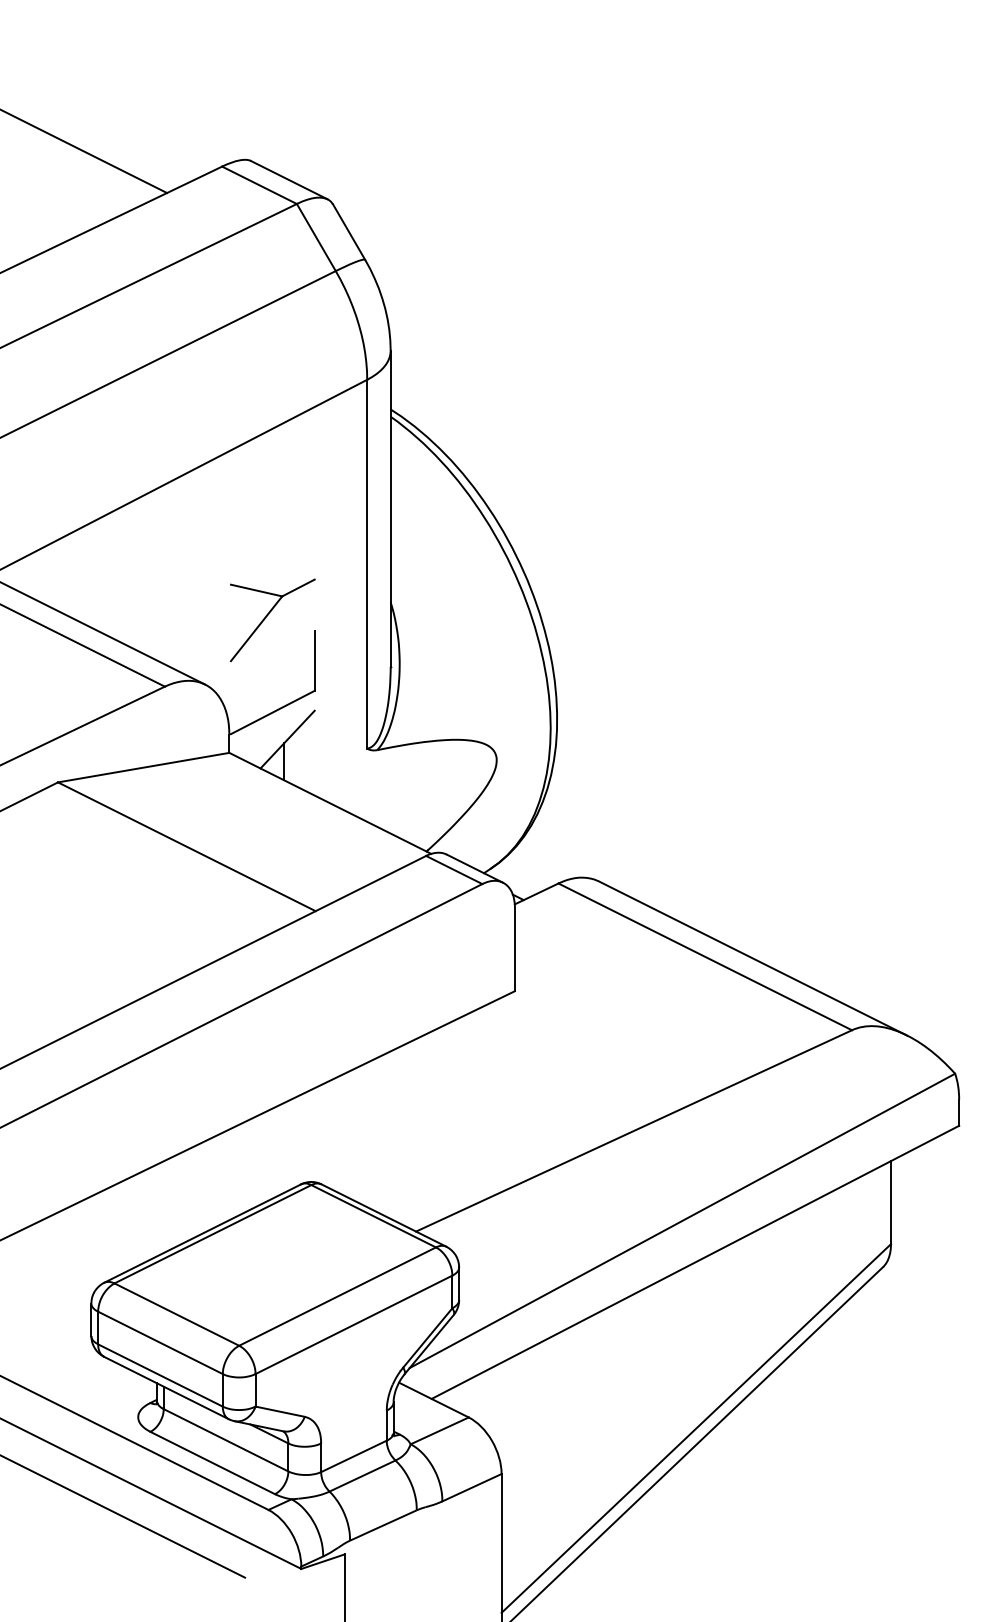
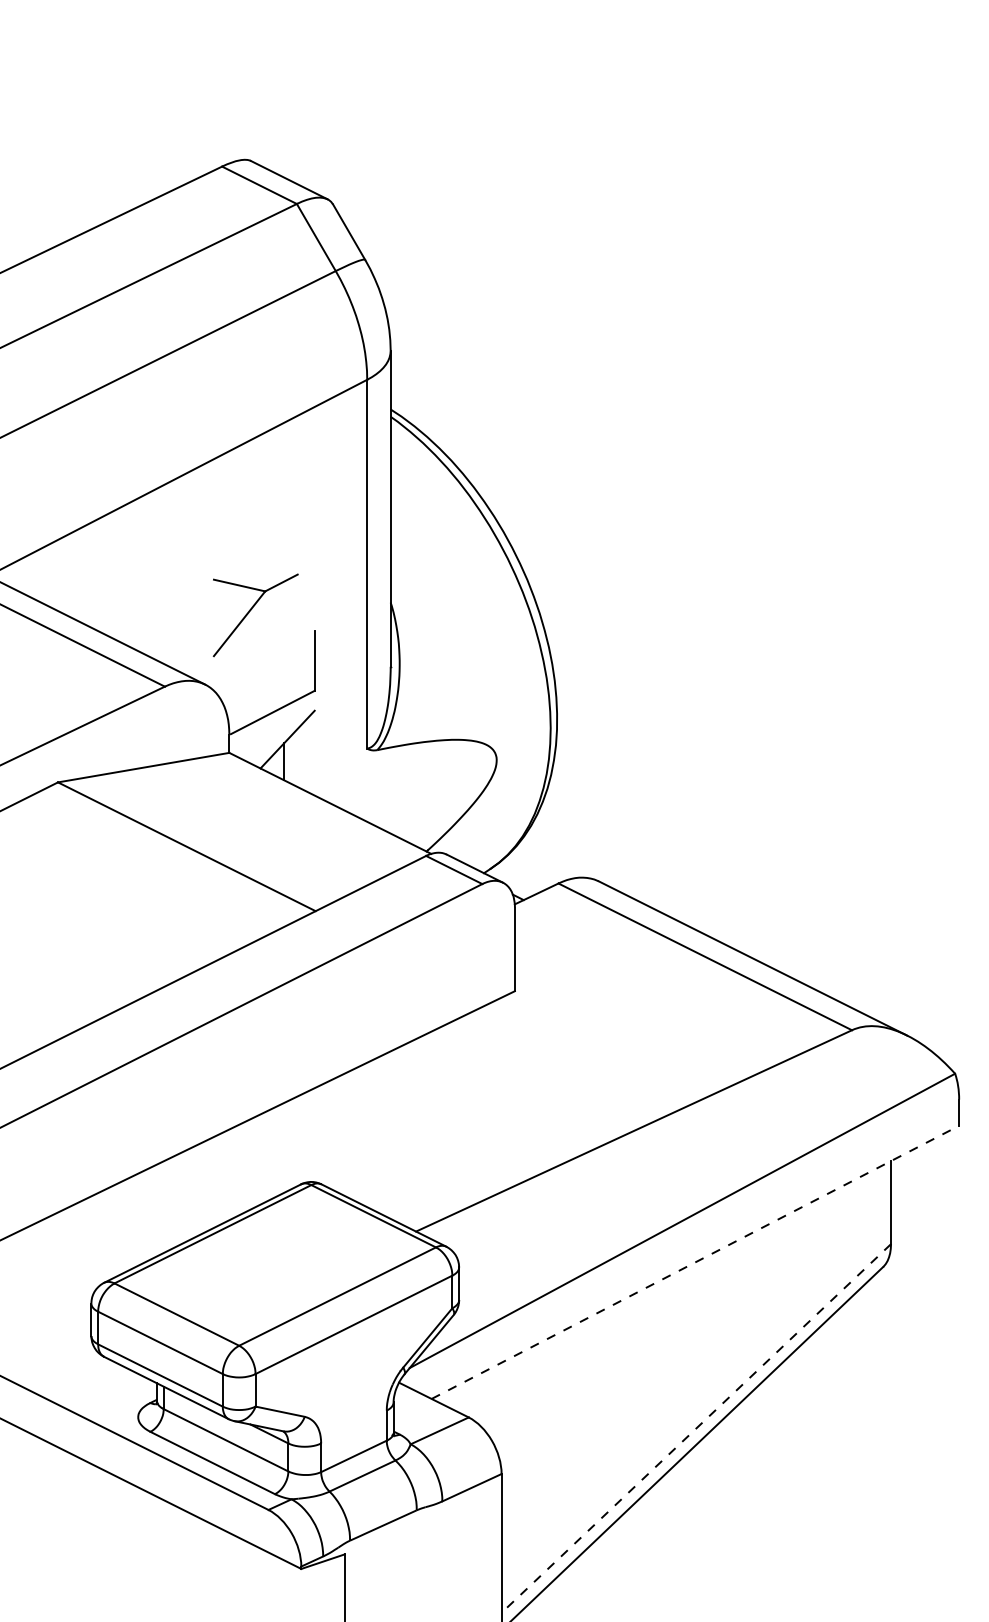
line: present -> none (84, 151)
part position: (268, 615) -> (251, 610) (251, 610)
line: solid -> dashed (695, 1262)
line: solid -> dashed (695, 1428)
line: present -> none (123, 1516)
